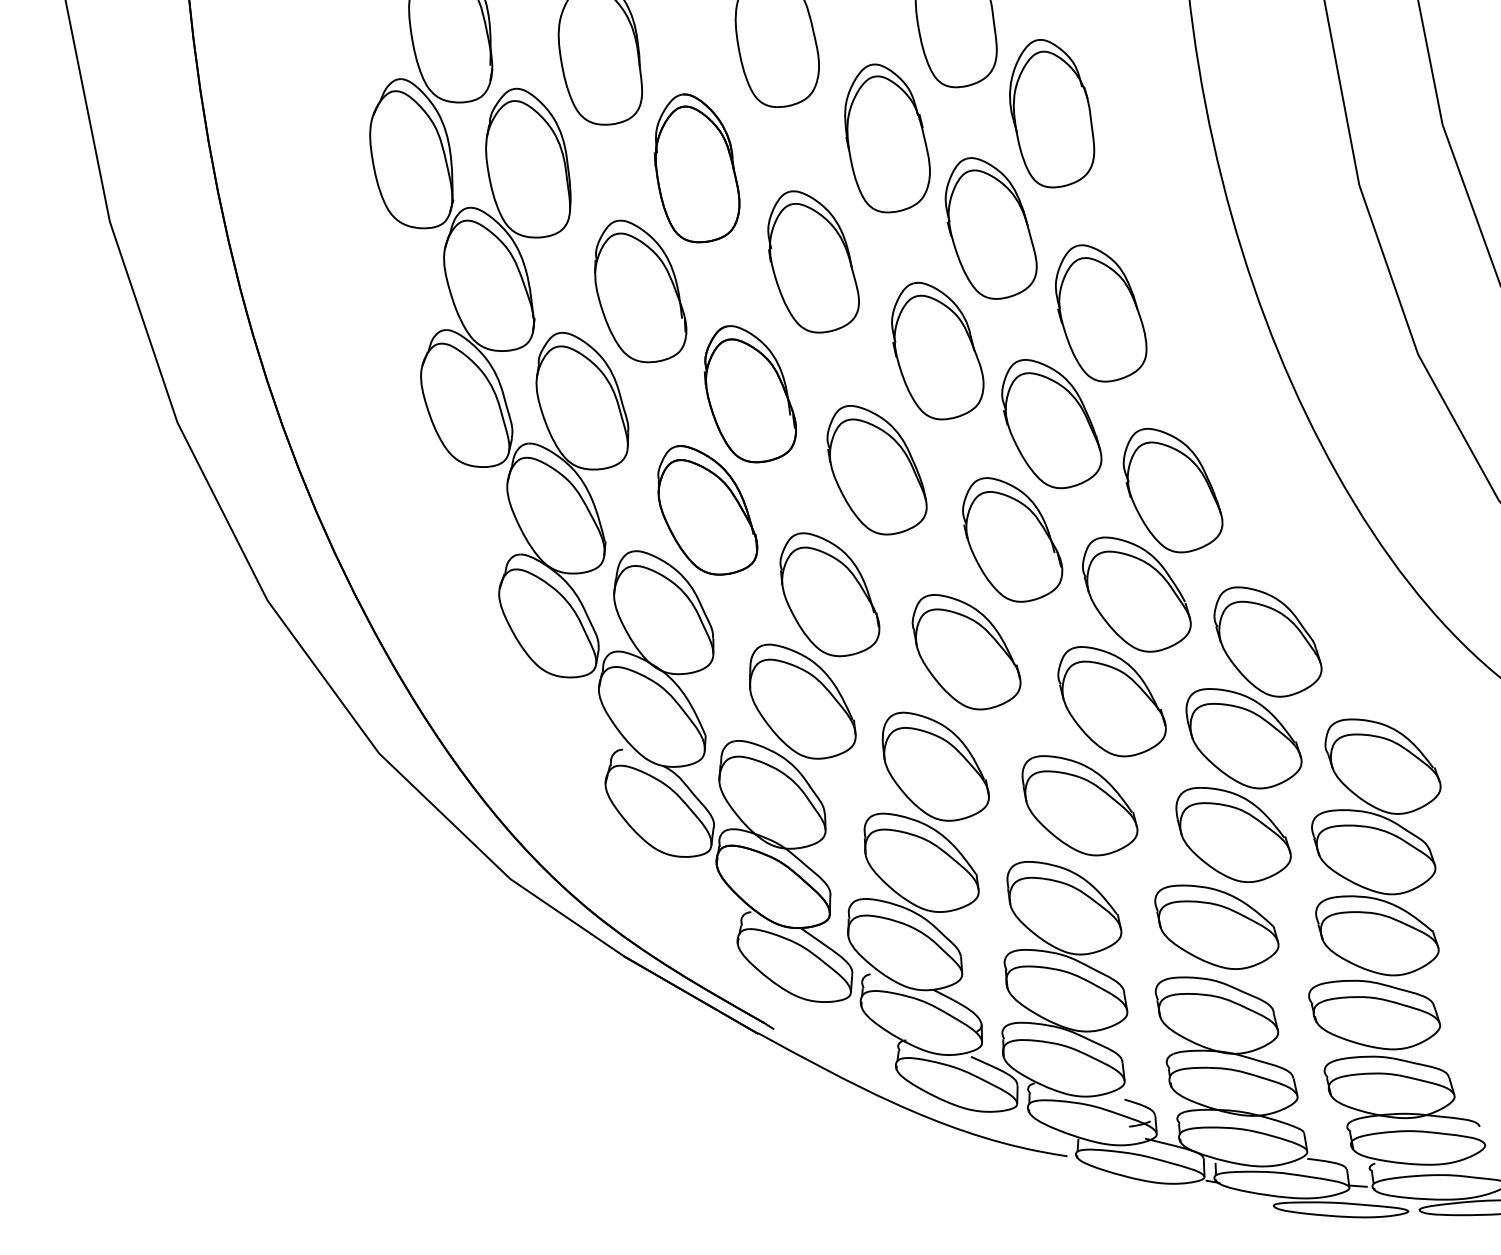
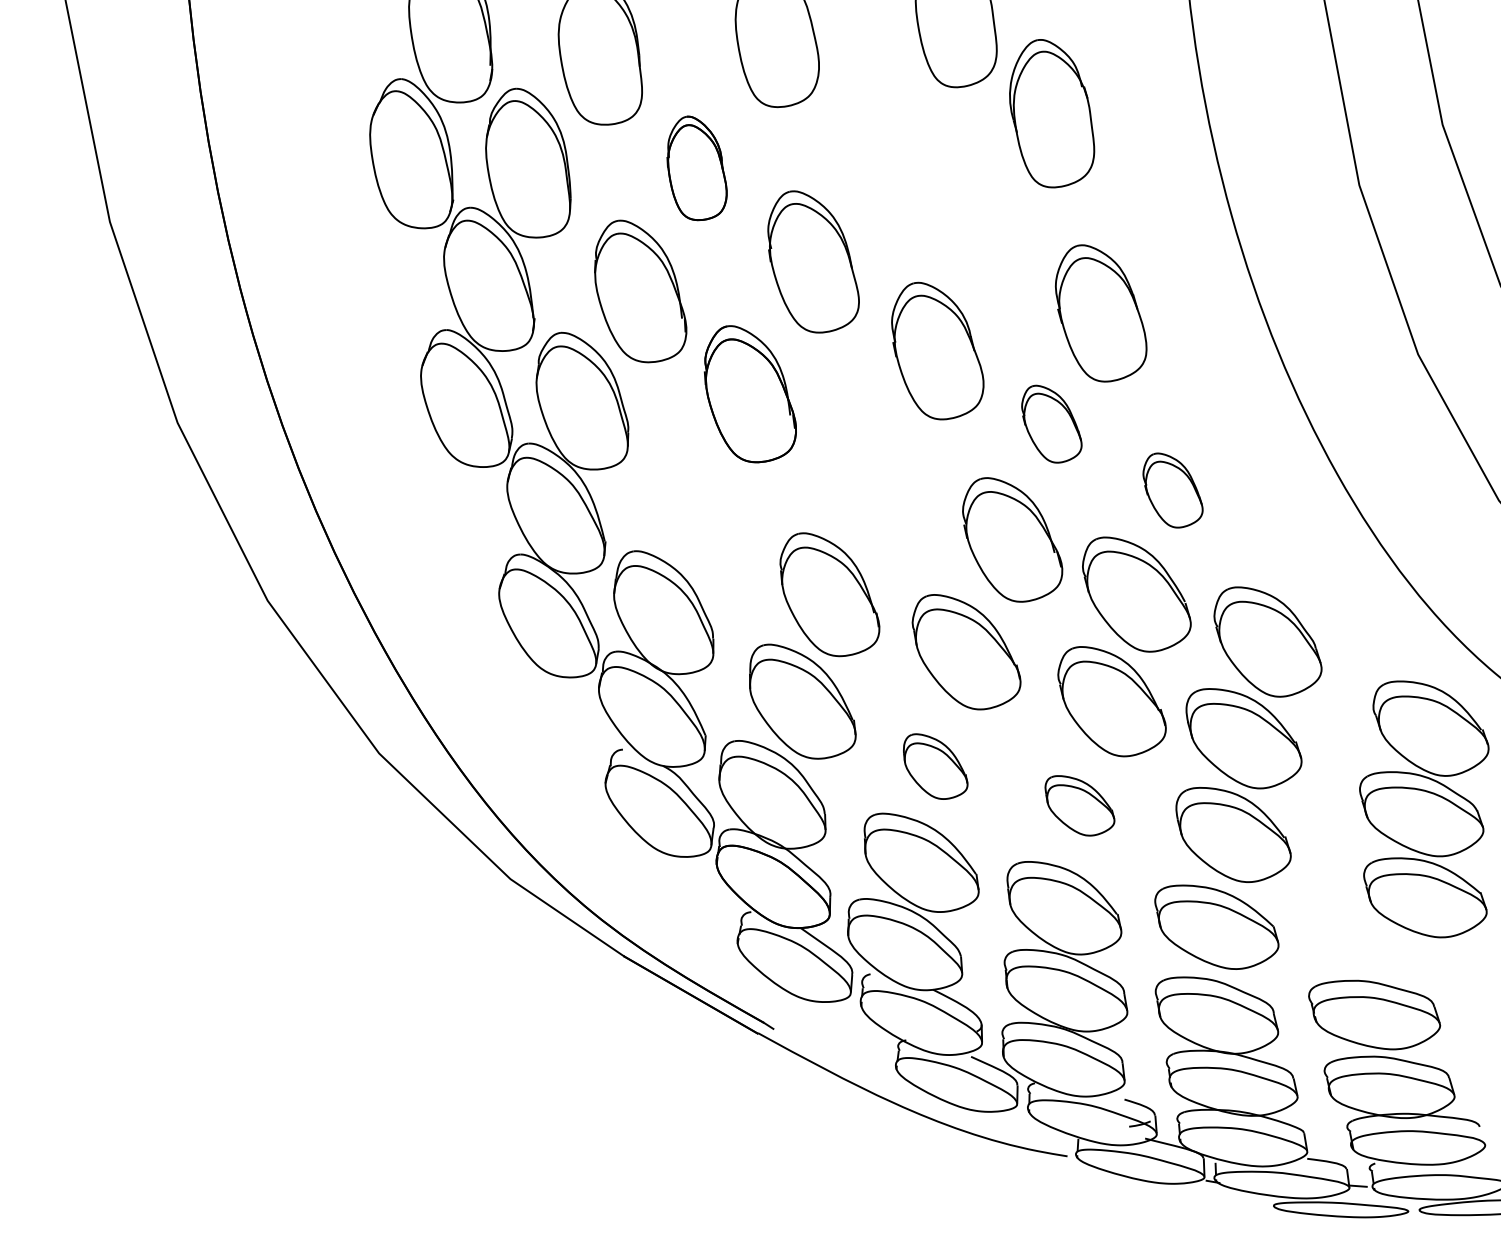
part: present -> none (887, 138)
part size: 88x151 px -> 62x107 px (696, 168)
part: present -> none (990, 228)
part size: 102x131 px -> 62x80 px (1051, 423)
part: present -> none (876, 470)
part size: 102x127 px -> 62x77 px (1172, 490)
part: present -> none (707, 510)
part size: 109x111 px -> 66x67 px (935, 766)
part size: 118x102 px -> 72x62 px (1079, 805)
part position: (1376, 847) -> (1424, 809) (1424, 809)
